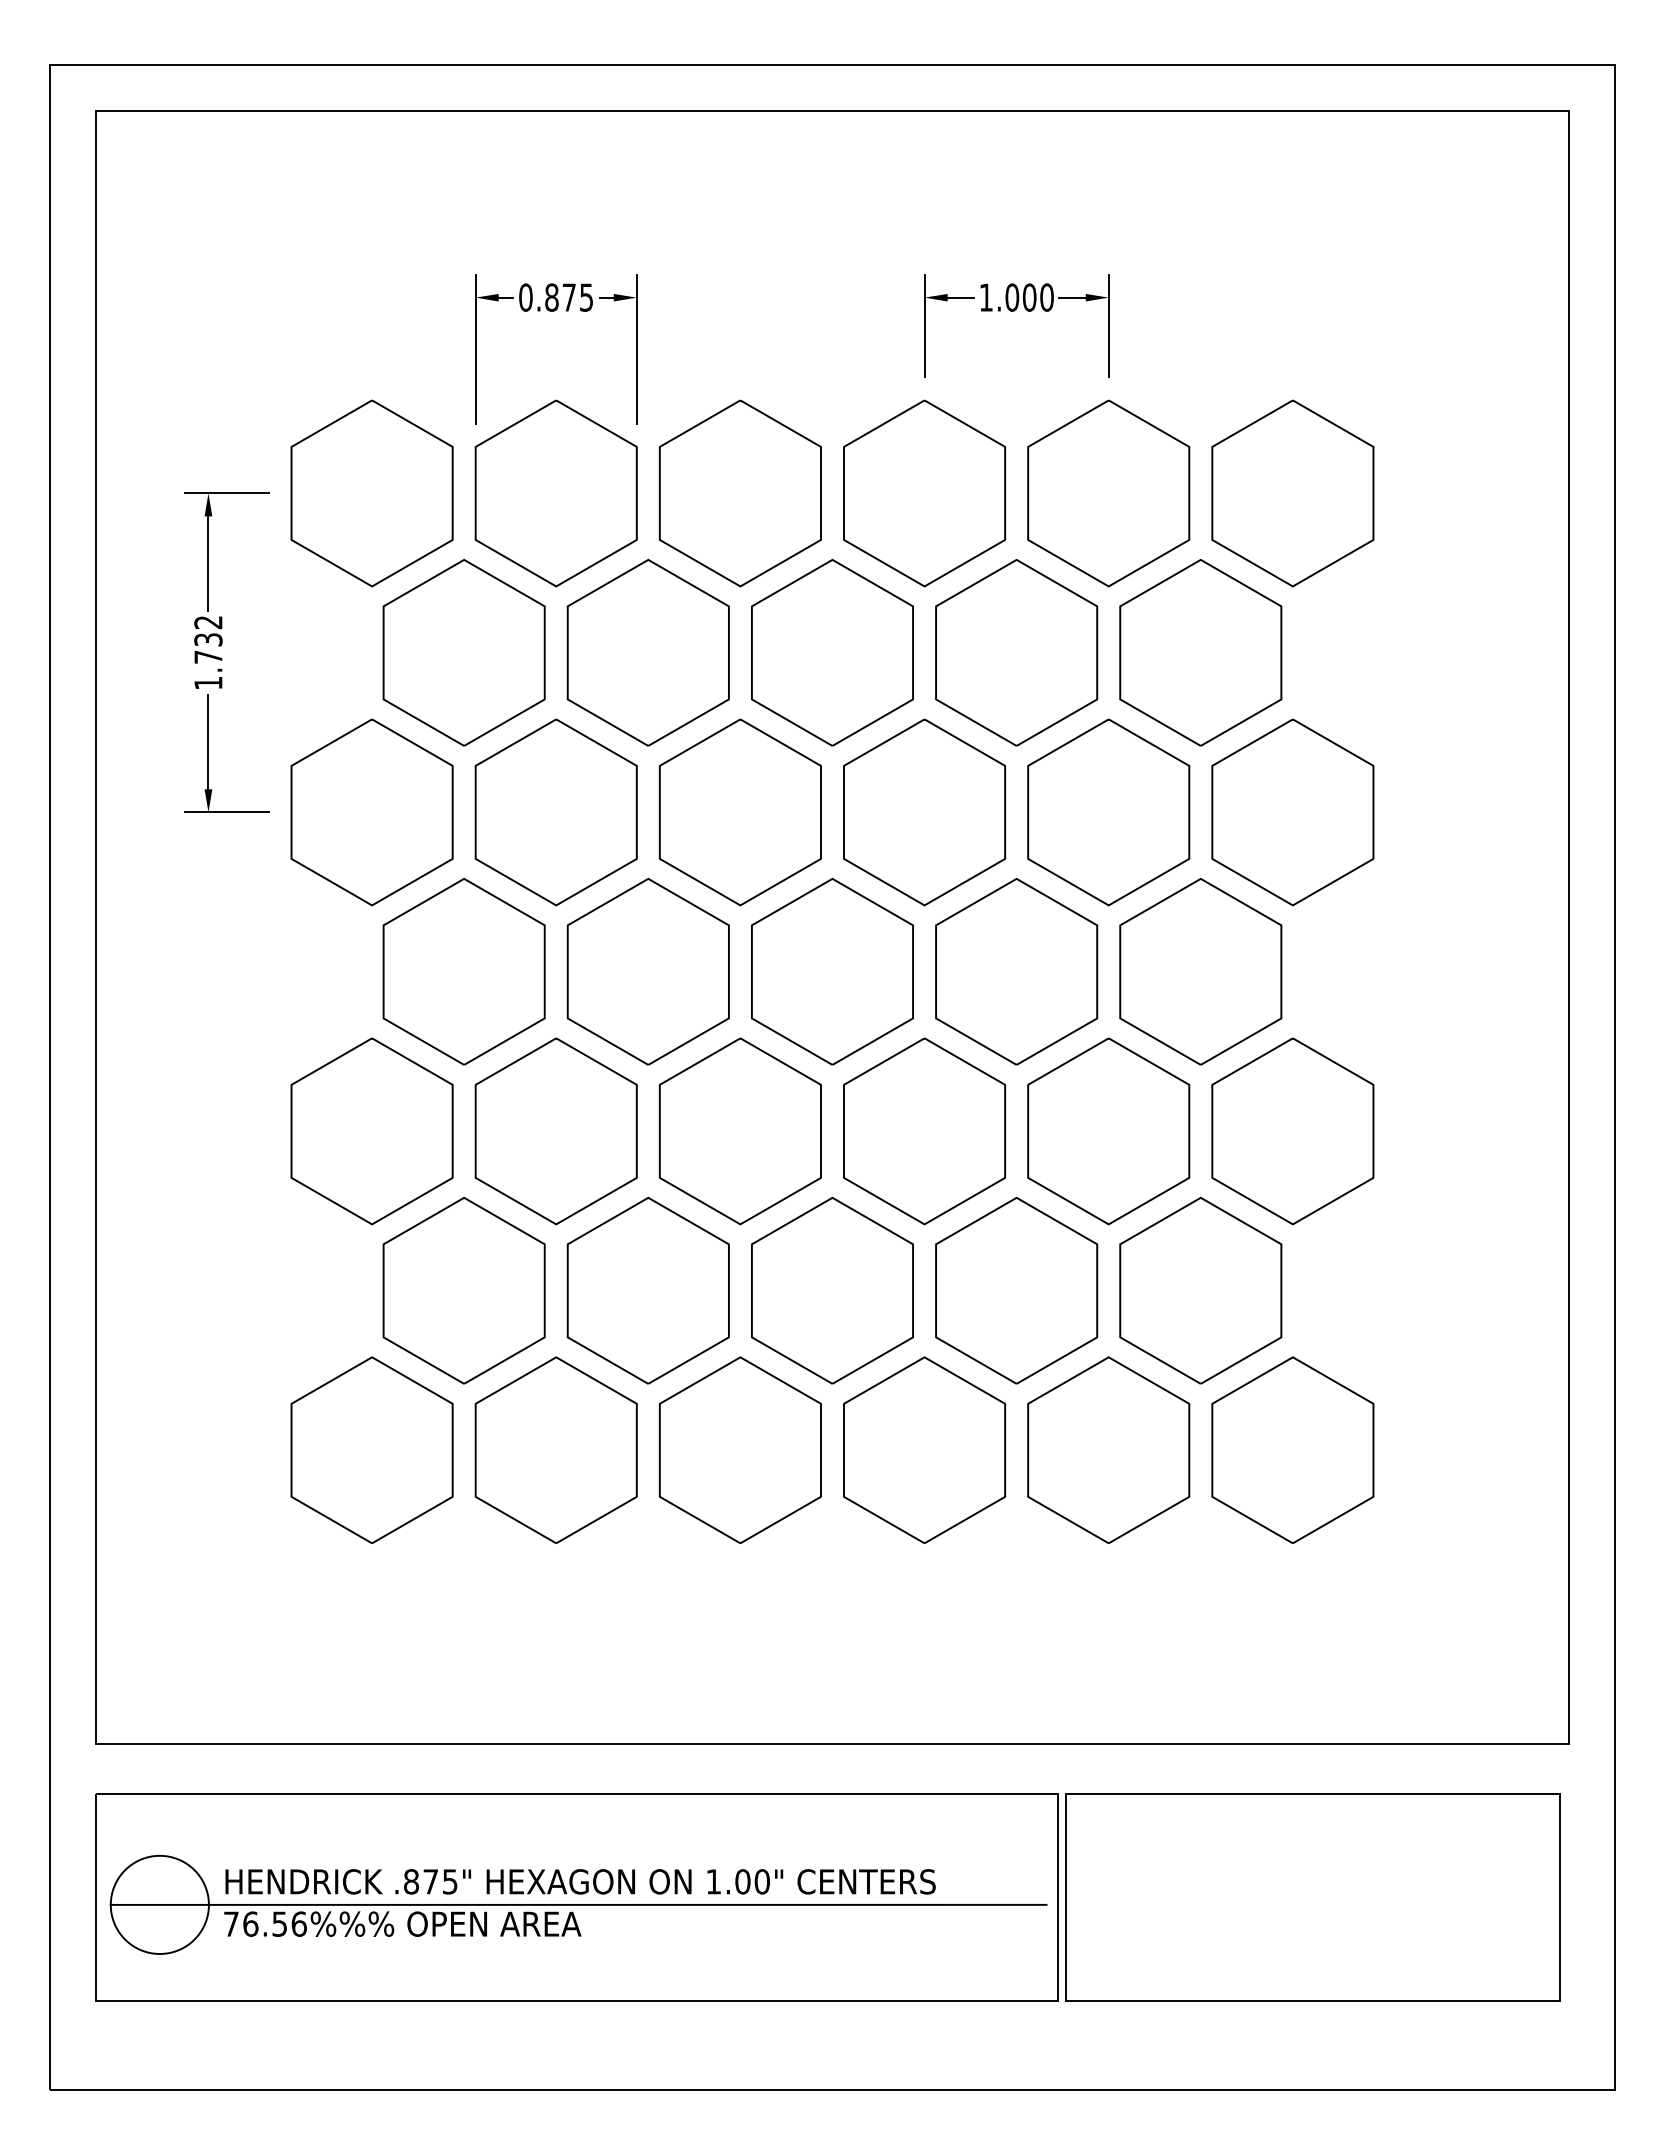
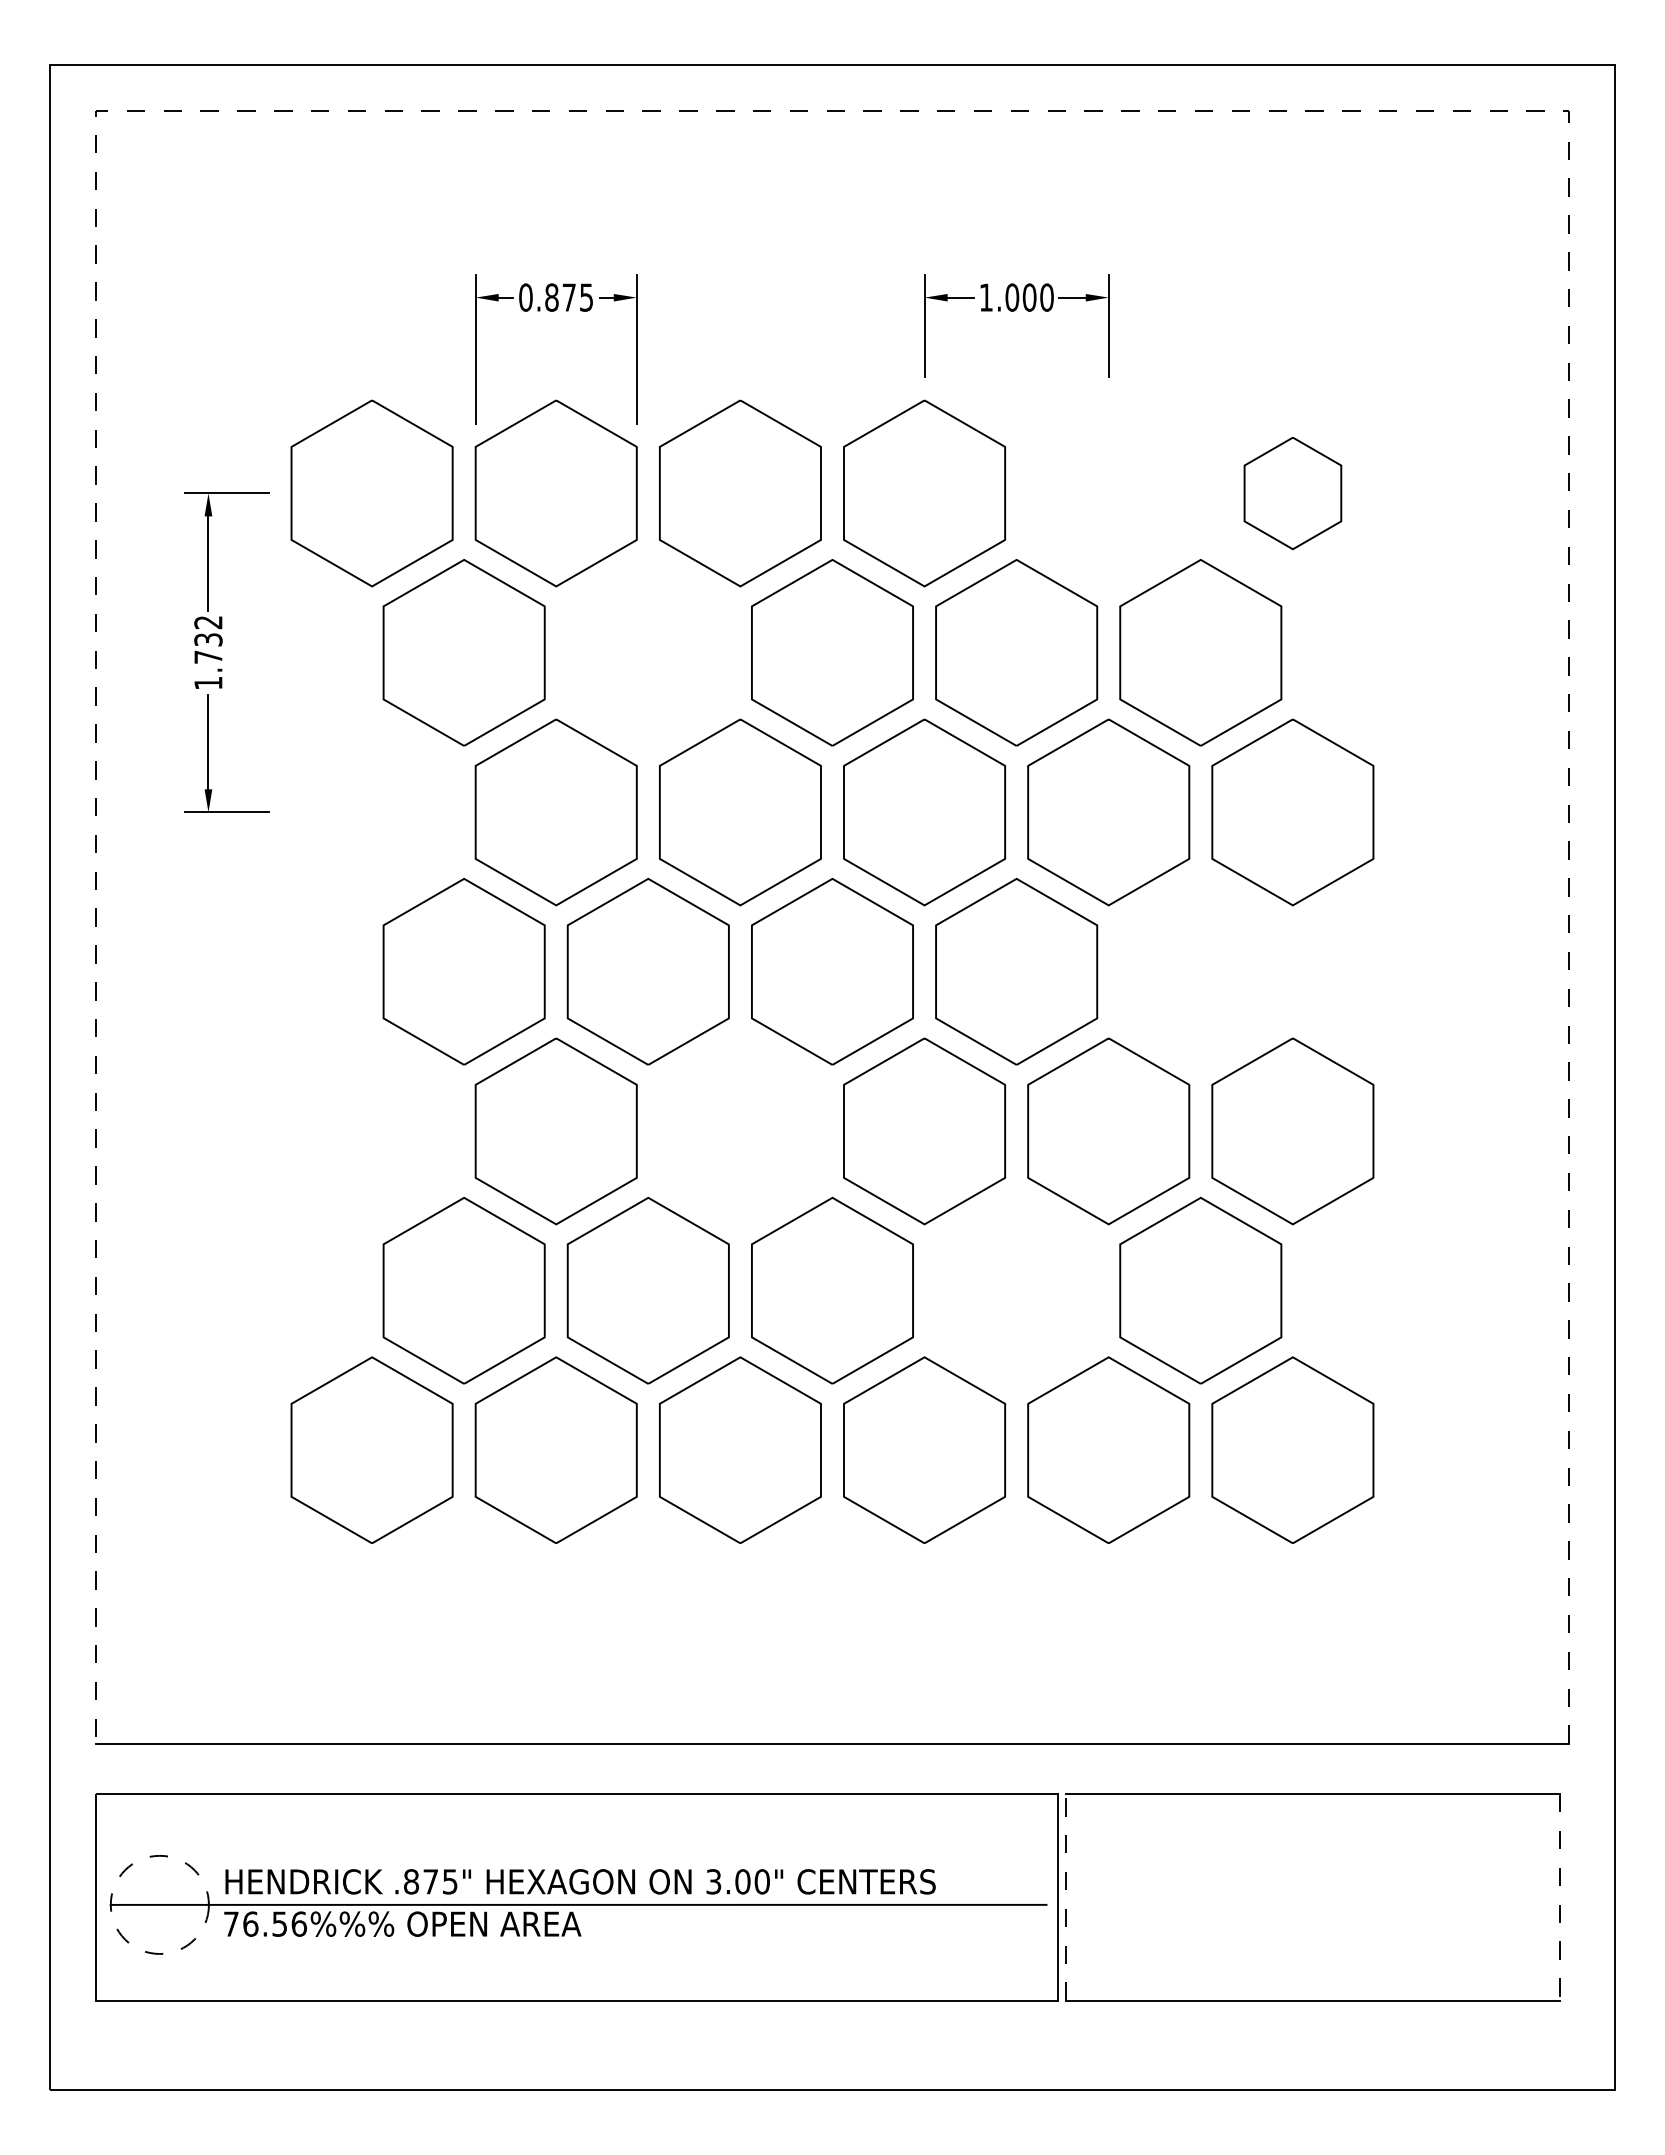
line: solid -> dashed (832, 110)
part: present -> none (1108, 493)
part size: 164x189 px -> 100x114 px (1292, 493)
part: present -> none (647, 652)
part: present -> none (371, 812)
part: present -> none (1200, 971)
part: present -> none (371, 1131)
part: present -> none (740, 1131)
part: present -> none (1016, 1290)
text: 1.00" -> 3.00" (713, 1881)
line: solid -> dashed (1066, 1896)
line: solid -> dashed (1560, 1897)
circle: solid -> dashed (159, 1904)
